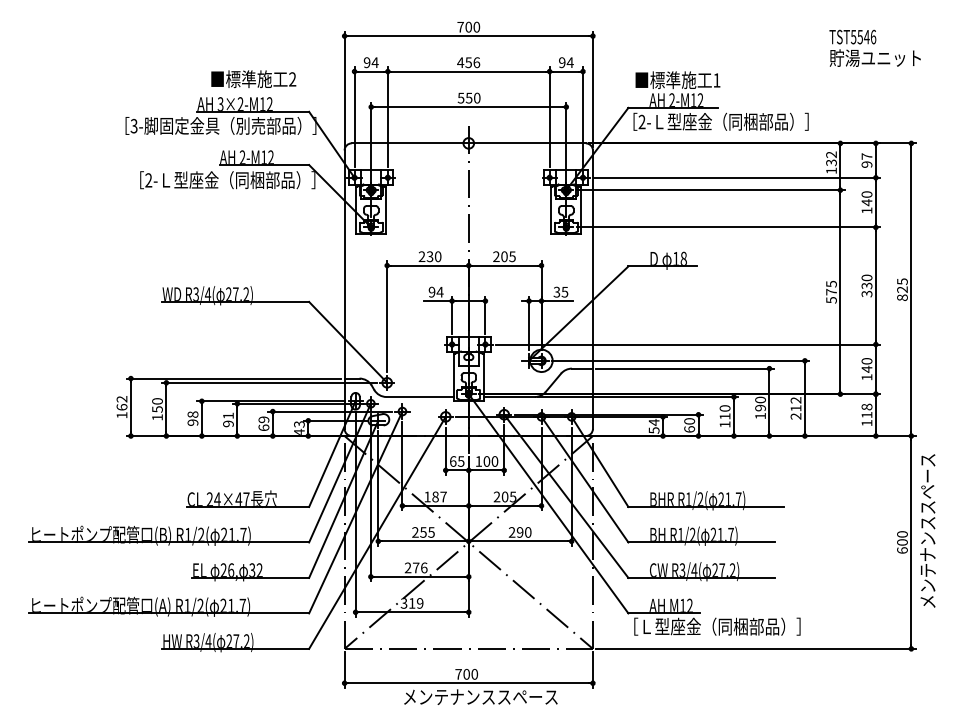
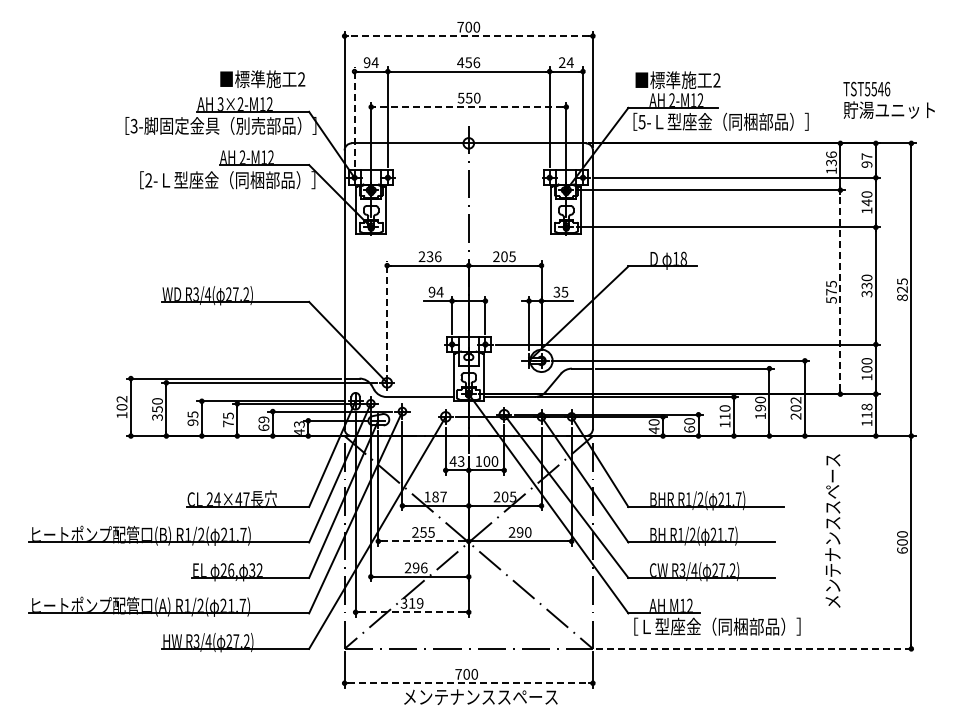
line: solid -> dashed (468, 36)
text position: (874, 47) -> (888, 99) (888, 99)
text: 94 -> 24 (562, 63)
text position: (253, 79) -> (262, 79) (262, 79)
text: 1 -> 2 (716, 80)
line: solid -> dashed (468, 107)
line: solid -> dashed (354, 116)
text: 2- -> 5- (641, 121)
text: 132 -> 136 (831, 154)
text: 230 -> 236 (438, 256)
line: solid -> dashed (840, 291)
line: solid -> dashed (387, 316)
text: 140 -> 100 (866, 368)
text: 162 -> 102 (121, 407)
text: 212 -> 202 (795, 408)
text: 98 -> 95 (192, 414)
text: 150 -> 350 (157, 417)
text: 91 -> 75 (228, 419)
text: 54 -> 40 (653, 426)
text: 65 -> 43 (456, 461)
text position: (927, 530) -> (832, 530) (832, 530)
line: solid -> dashed (423, 541)
text: 276 -> 296 (415, 567)
line: solid -> dashed (412, 612)
line: solid -> dashed (756, 648)
line: solid -> dashed (468, 683)
